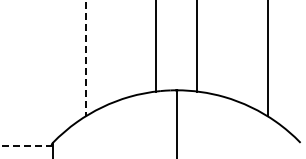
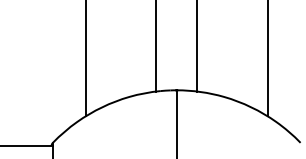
line: dashed -> solid (85, 58)
line: dashed -> solid (26, 146)
